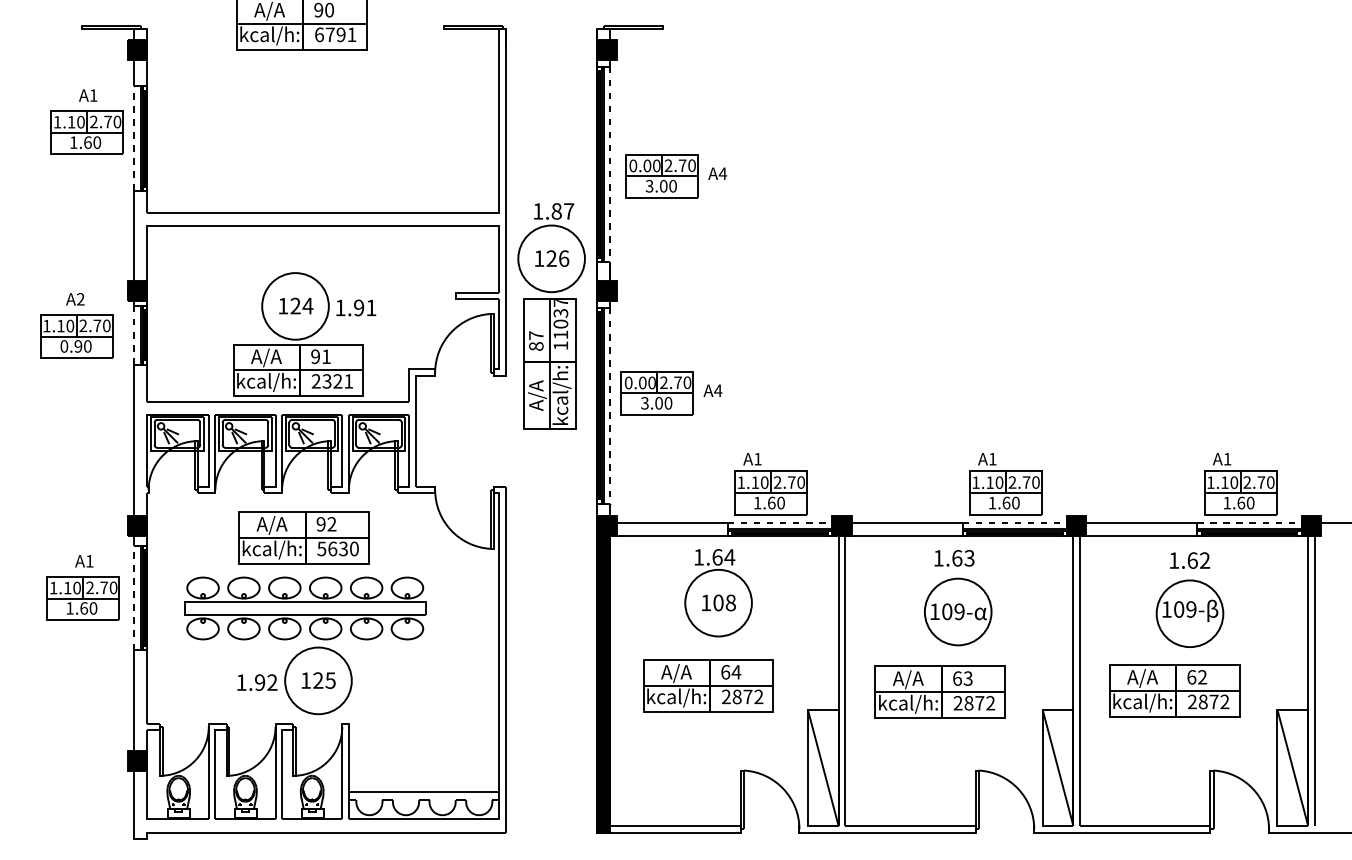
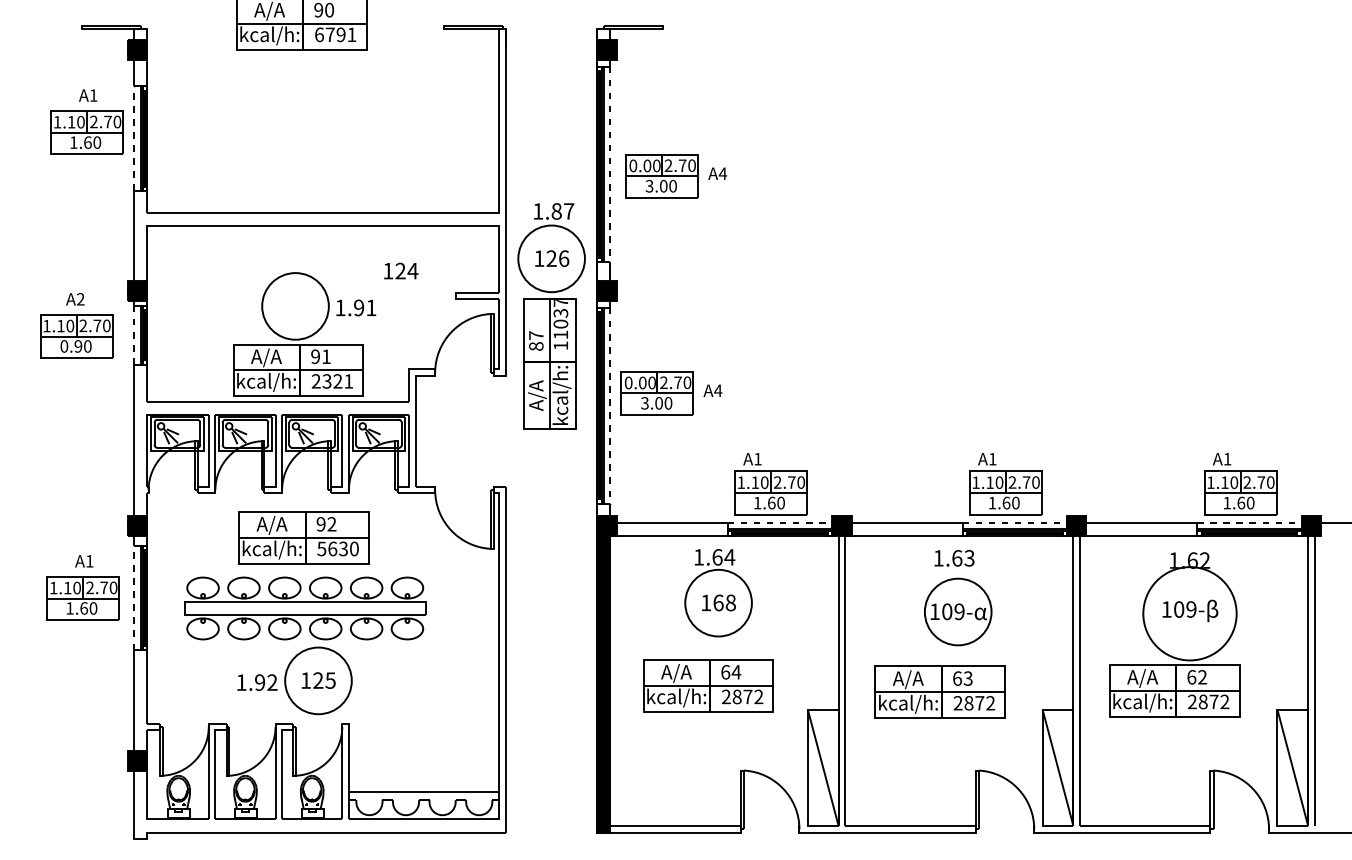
text position: (296, 305) -> (401, 270) (401, 270)
text: 108 -> 168 (718, 602)
circle diameter: 67 px -> 93 px (1189, 613)
